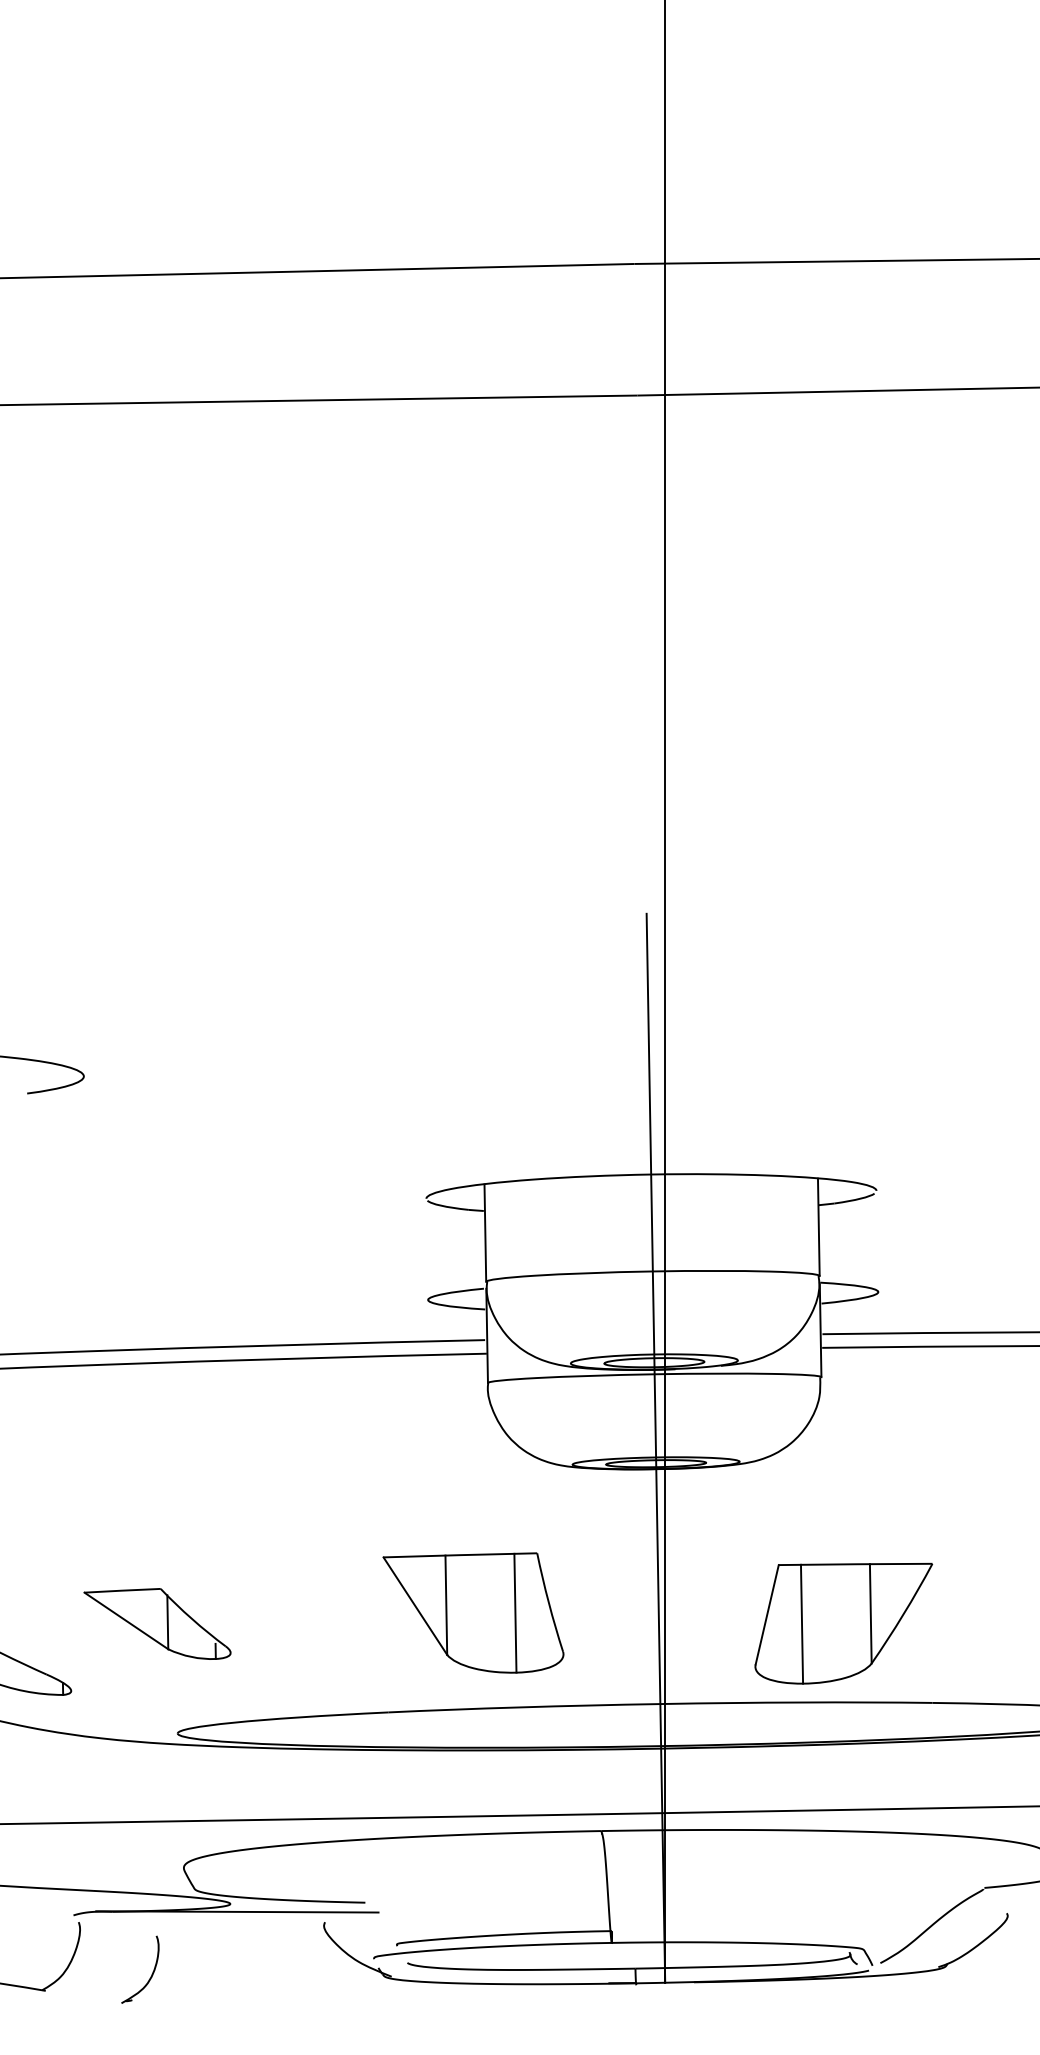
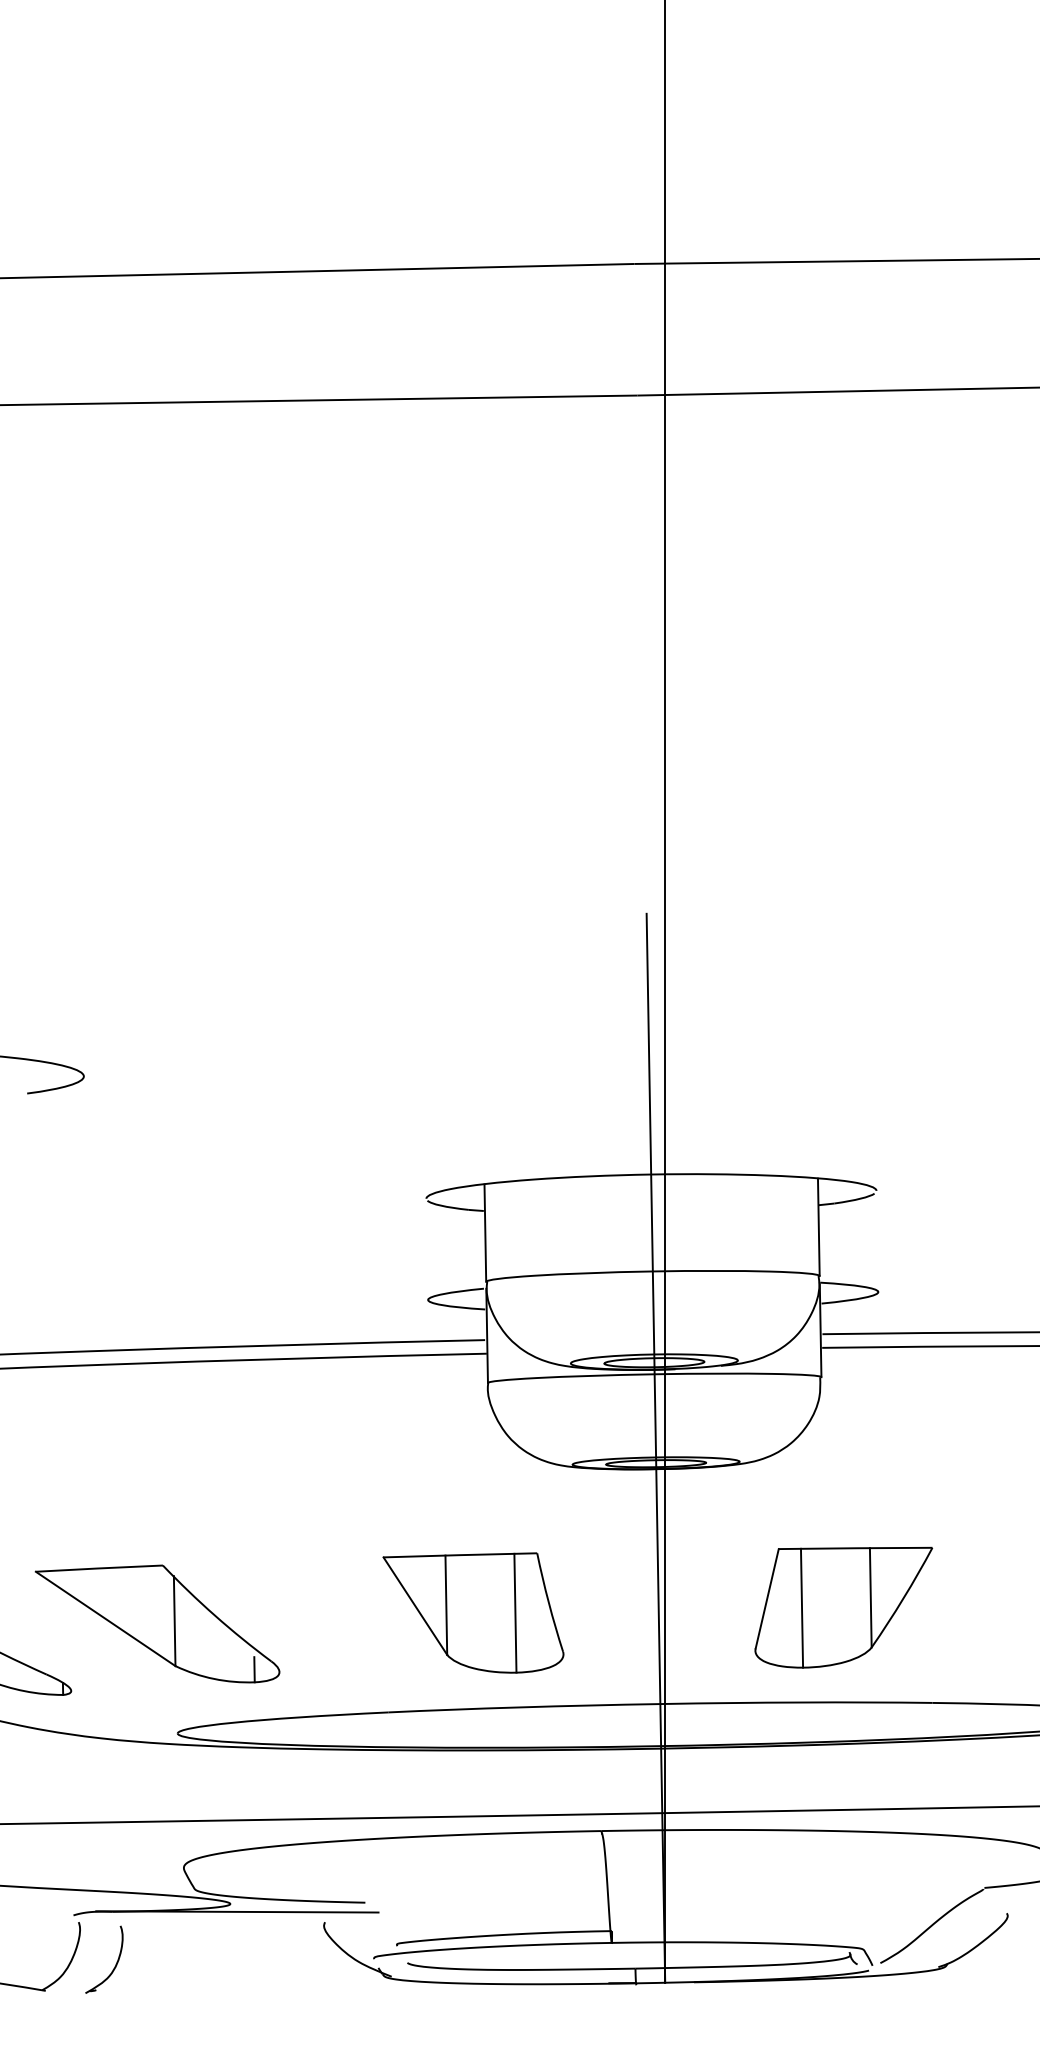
part size: 149x72 px -> 247x120 px (157, 1623)
part position: (843, 1623) -> (843, 1607) (843, 1607)
part position: (151, 1974) -> (115, 1964) (115, 1964)
